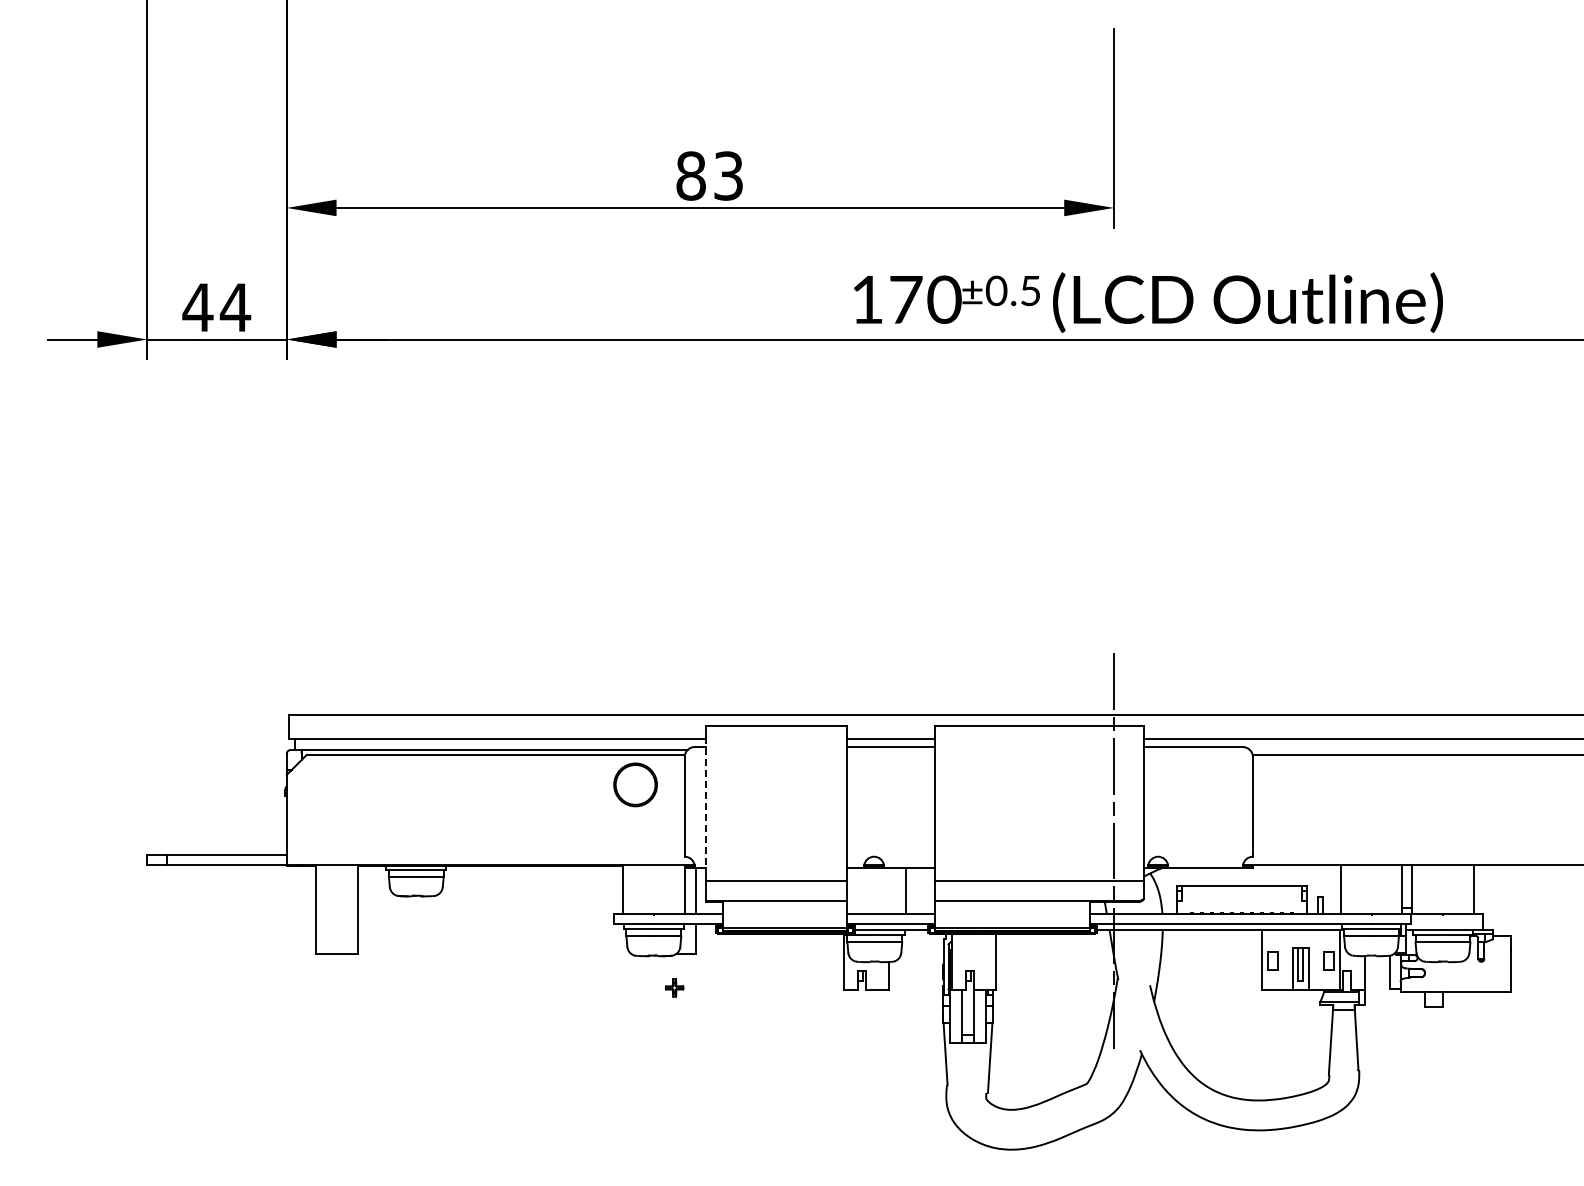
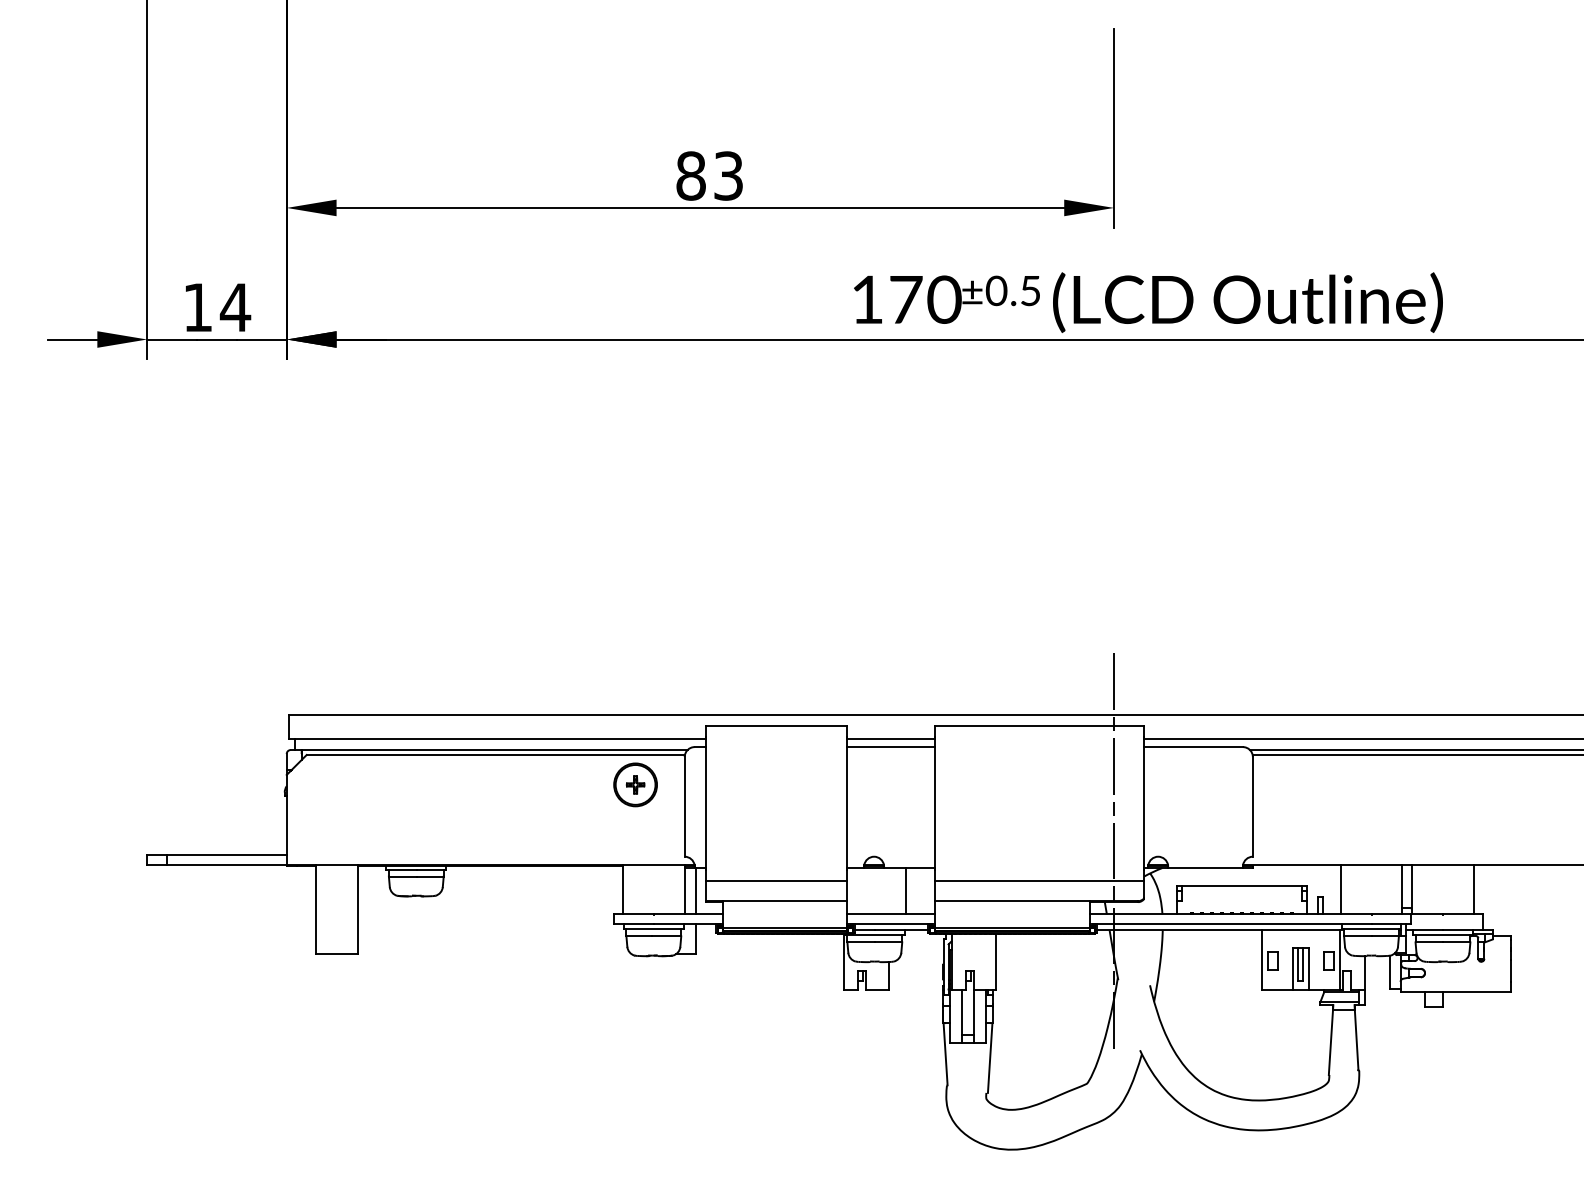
text: 44 -> 14 (197, 307)
line: none -> present (1415, 750)
line: dashed -> solid (705, 804)
part position: (674, 987) -> (635, 784) (635, 784)
